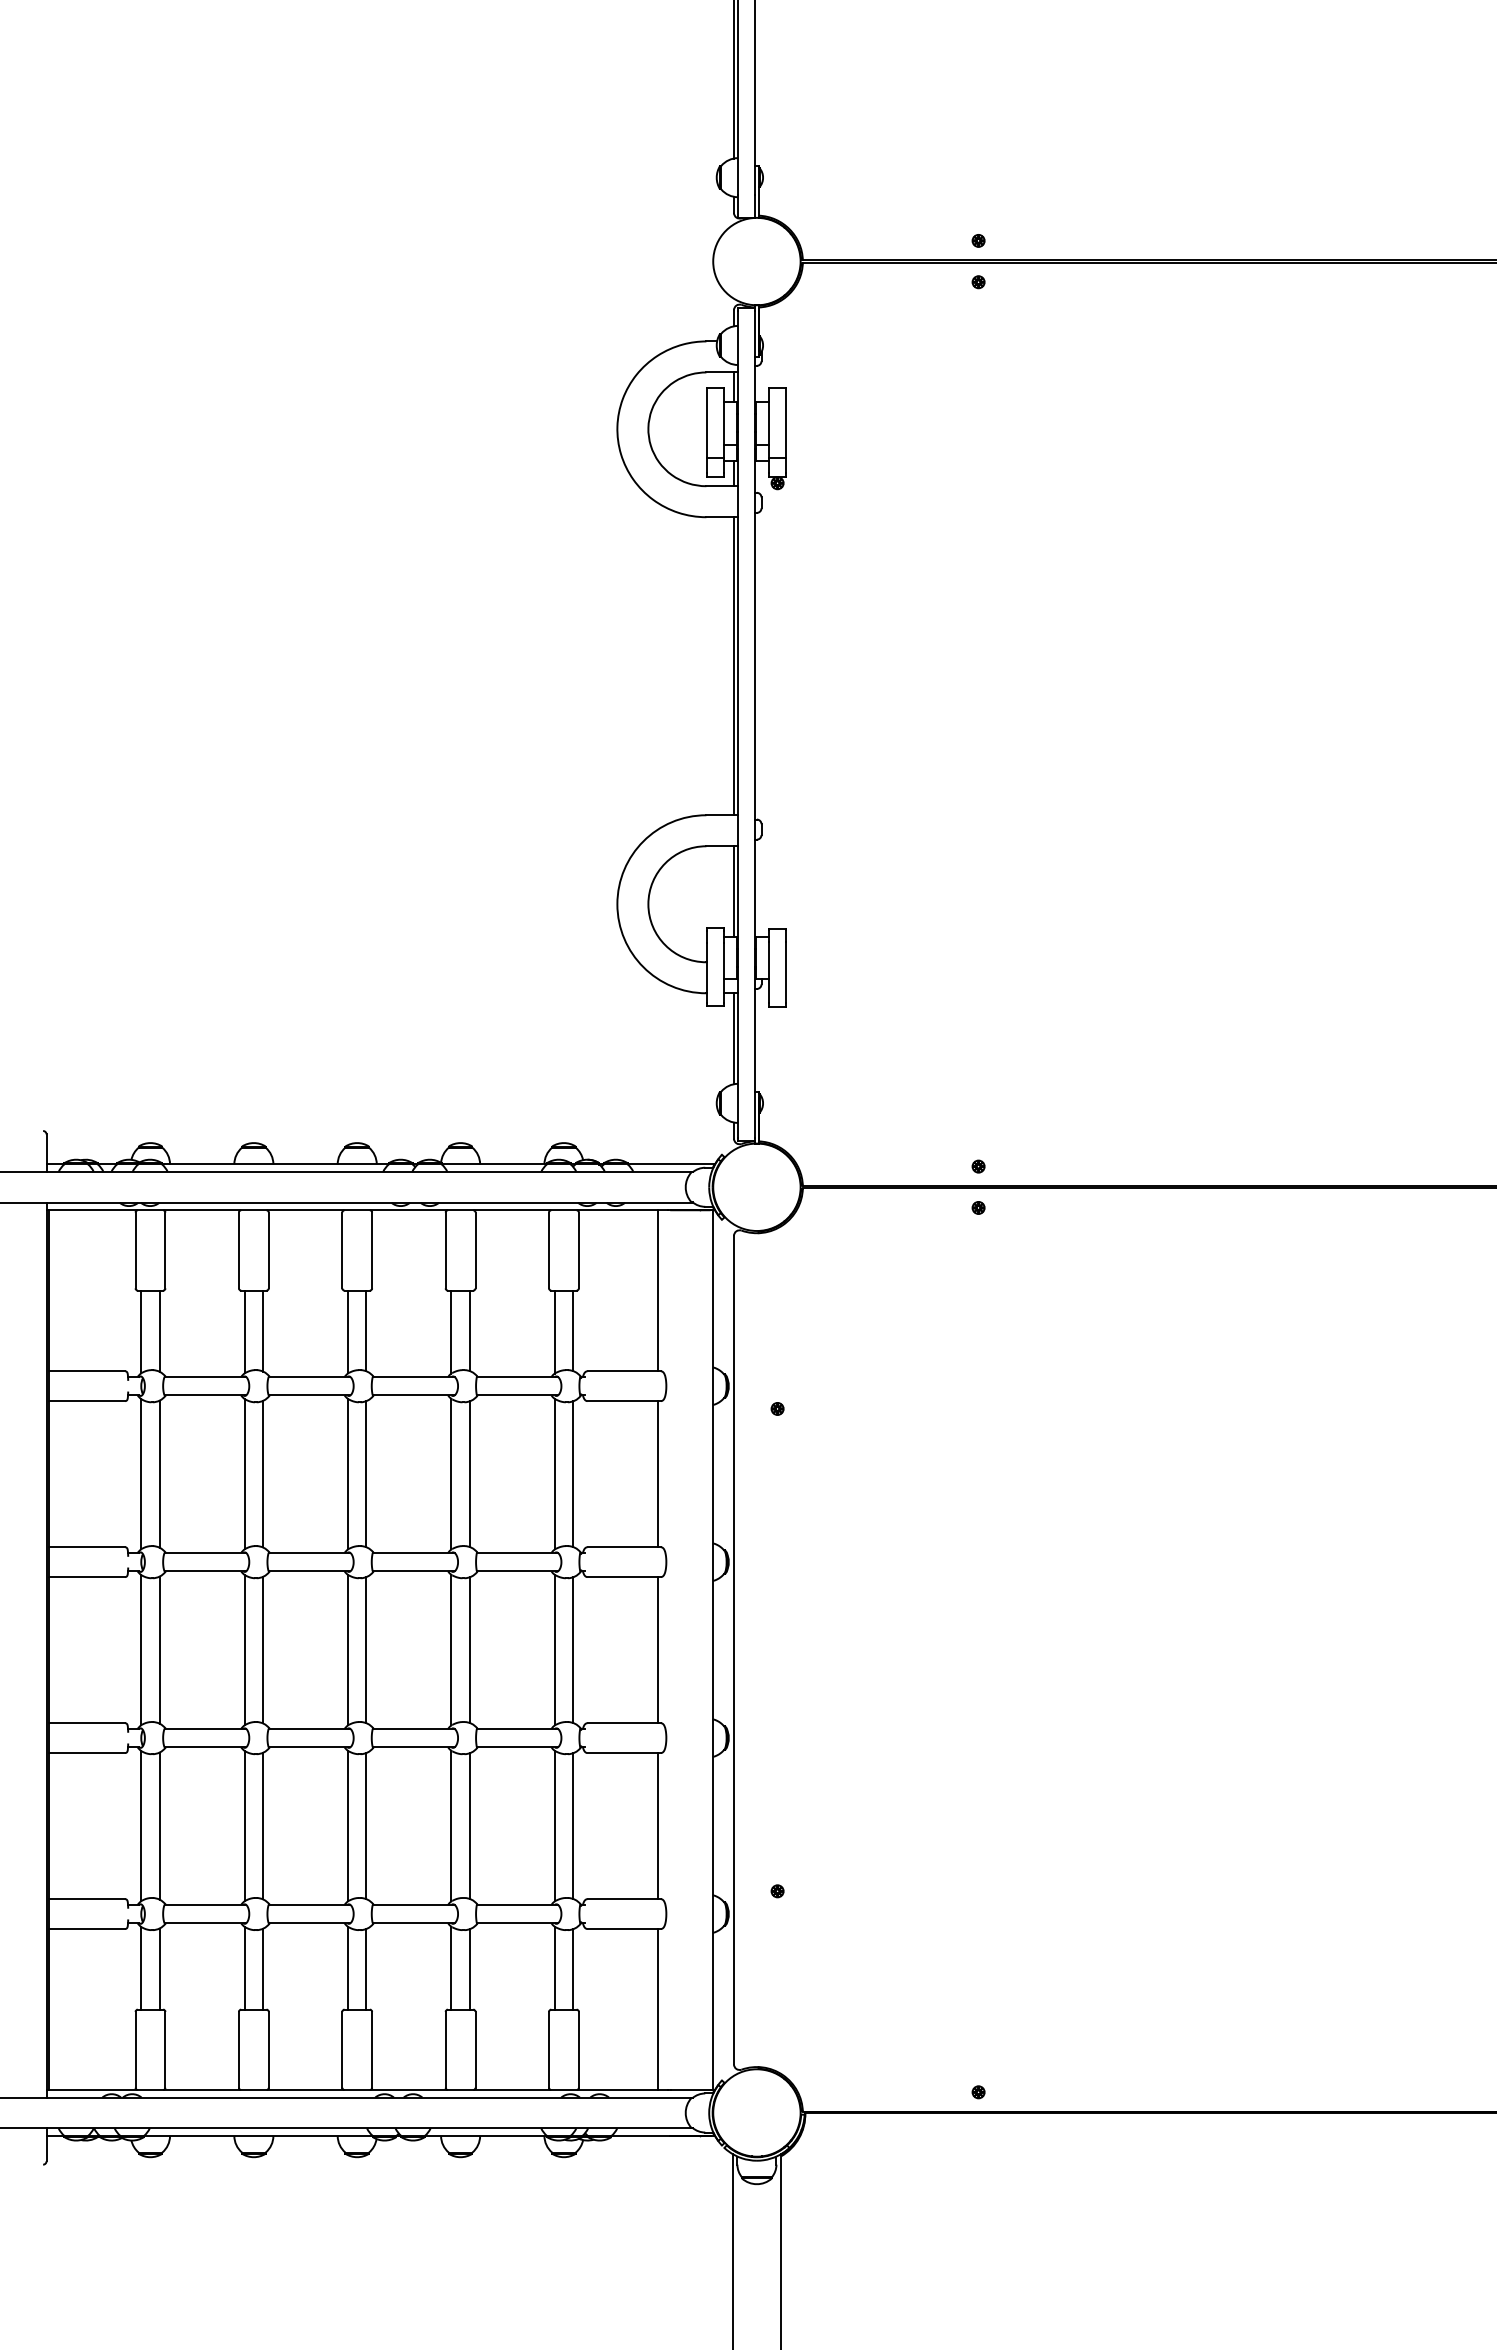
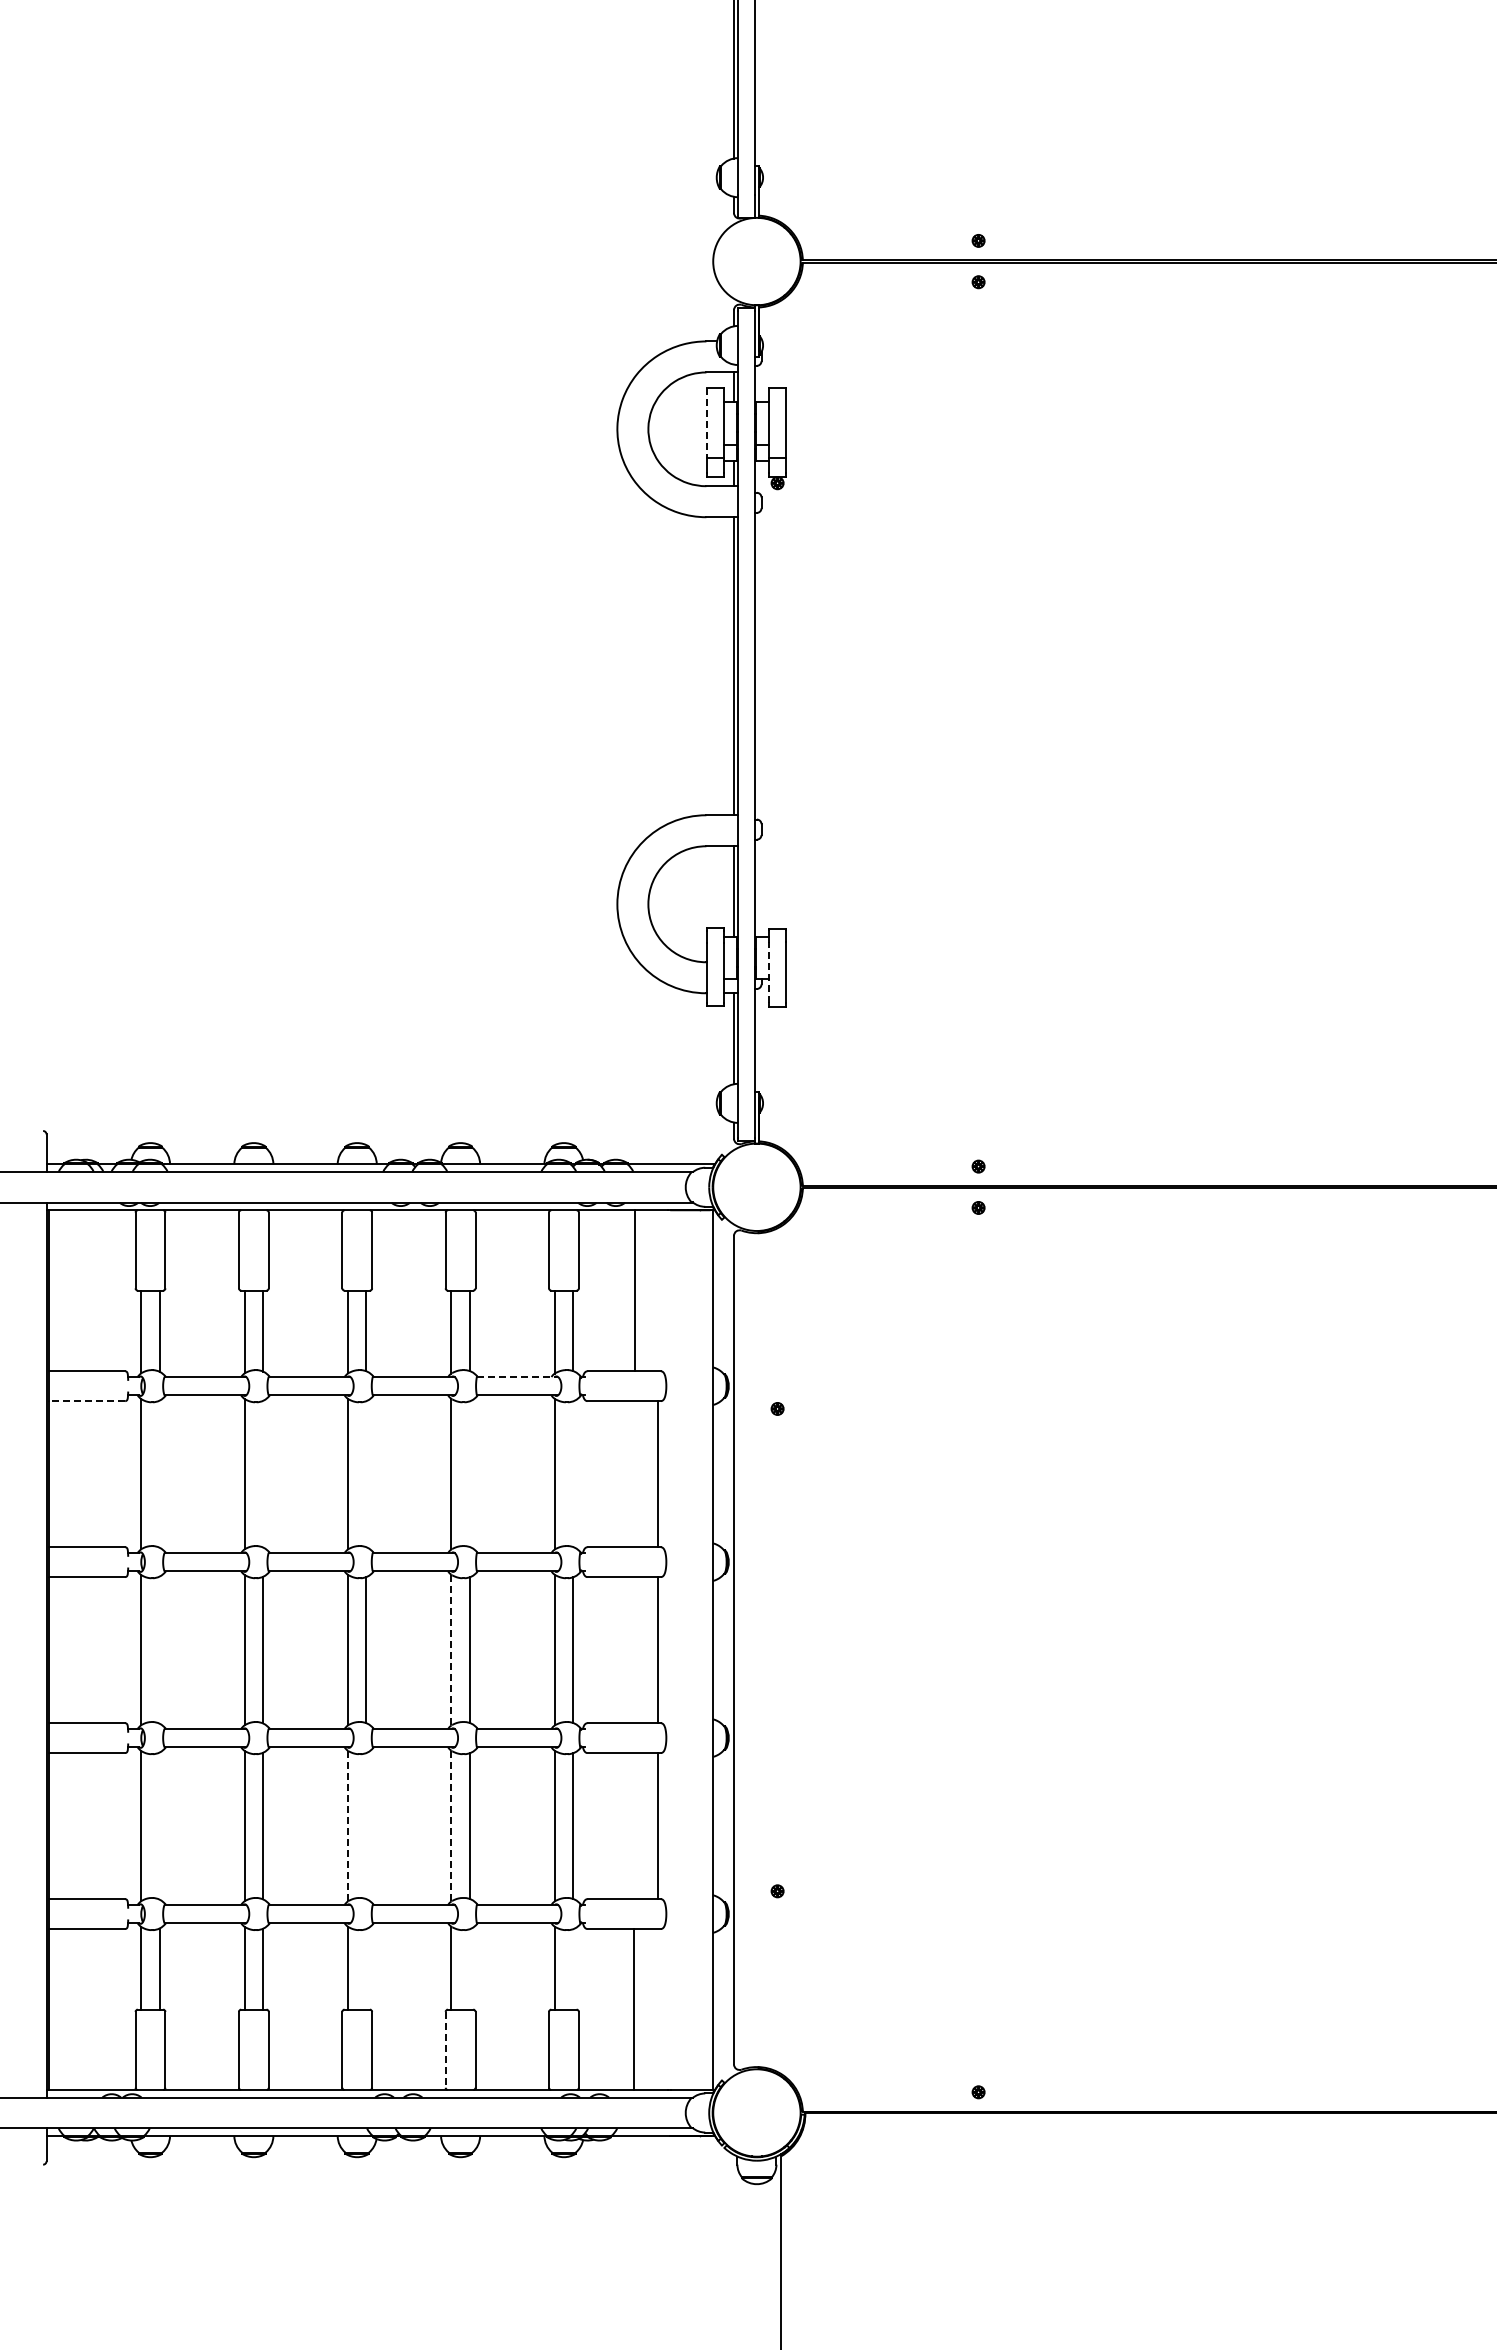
line: solid -> dashed (706, 423)
line: solid -> dashed (768, 972)
line position: (657, 1290) -> (634, 1290) (634, 1290)
line: solid -> dashed (517, 1377)
line: solid -> dashed (87, 1401)
line: present -> none (159, 1473)
line: present -> none (263, 1473)
line: present -> none (366, 1474)
line: present -> none (469, 1474)
line: present -> none (573, 1474)
line: present -> none (159, 1649)
line: solid -> dashed (451, 1650)
line: present -> none (159, 1825)
line: solid -> dashed (348, 1826)
line: present -> none (366, 1826)
line: solid -> dashed (451, 1826)
line: present -> none (366, 1969)
line: present -> none (469, 1969)
line: present -> none (573, 1969)
line position: (657, 2009) -> (633, 2009) (633, 2009)
line: solid -> dashed (445, 2049)
line: present -> none (732, 2250)
